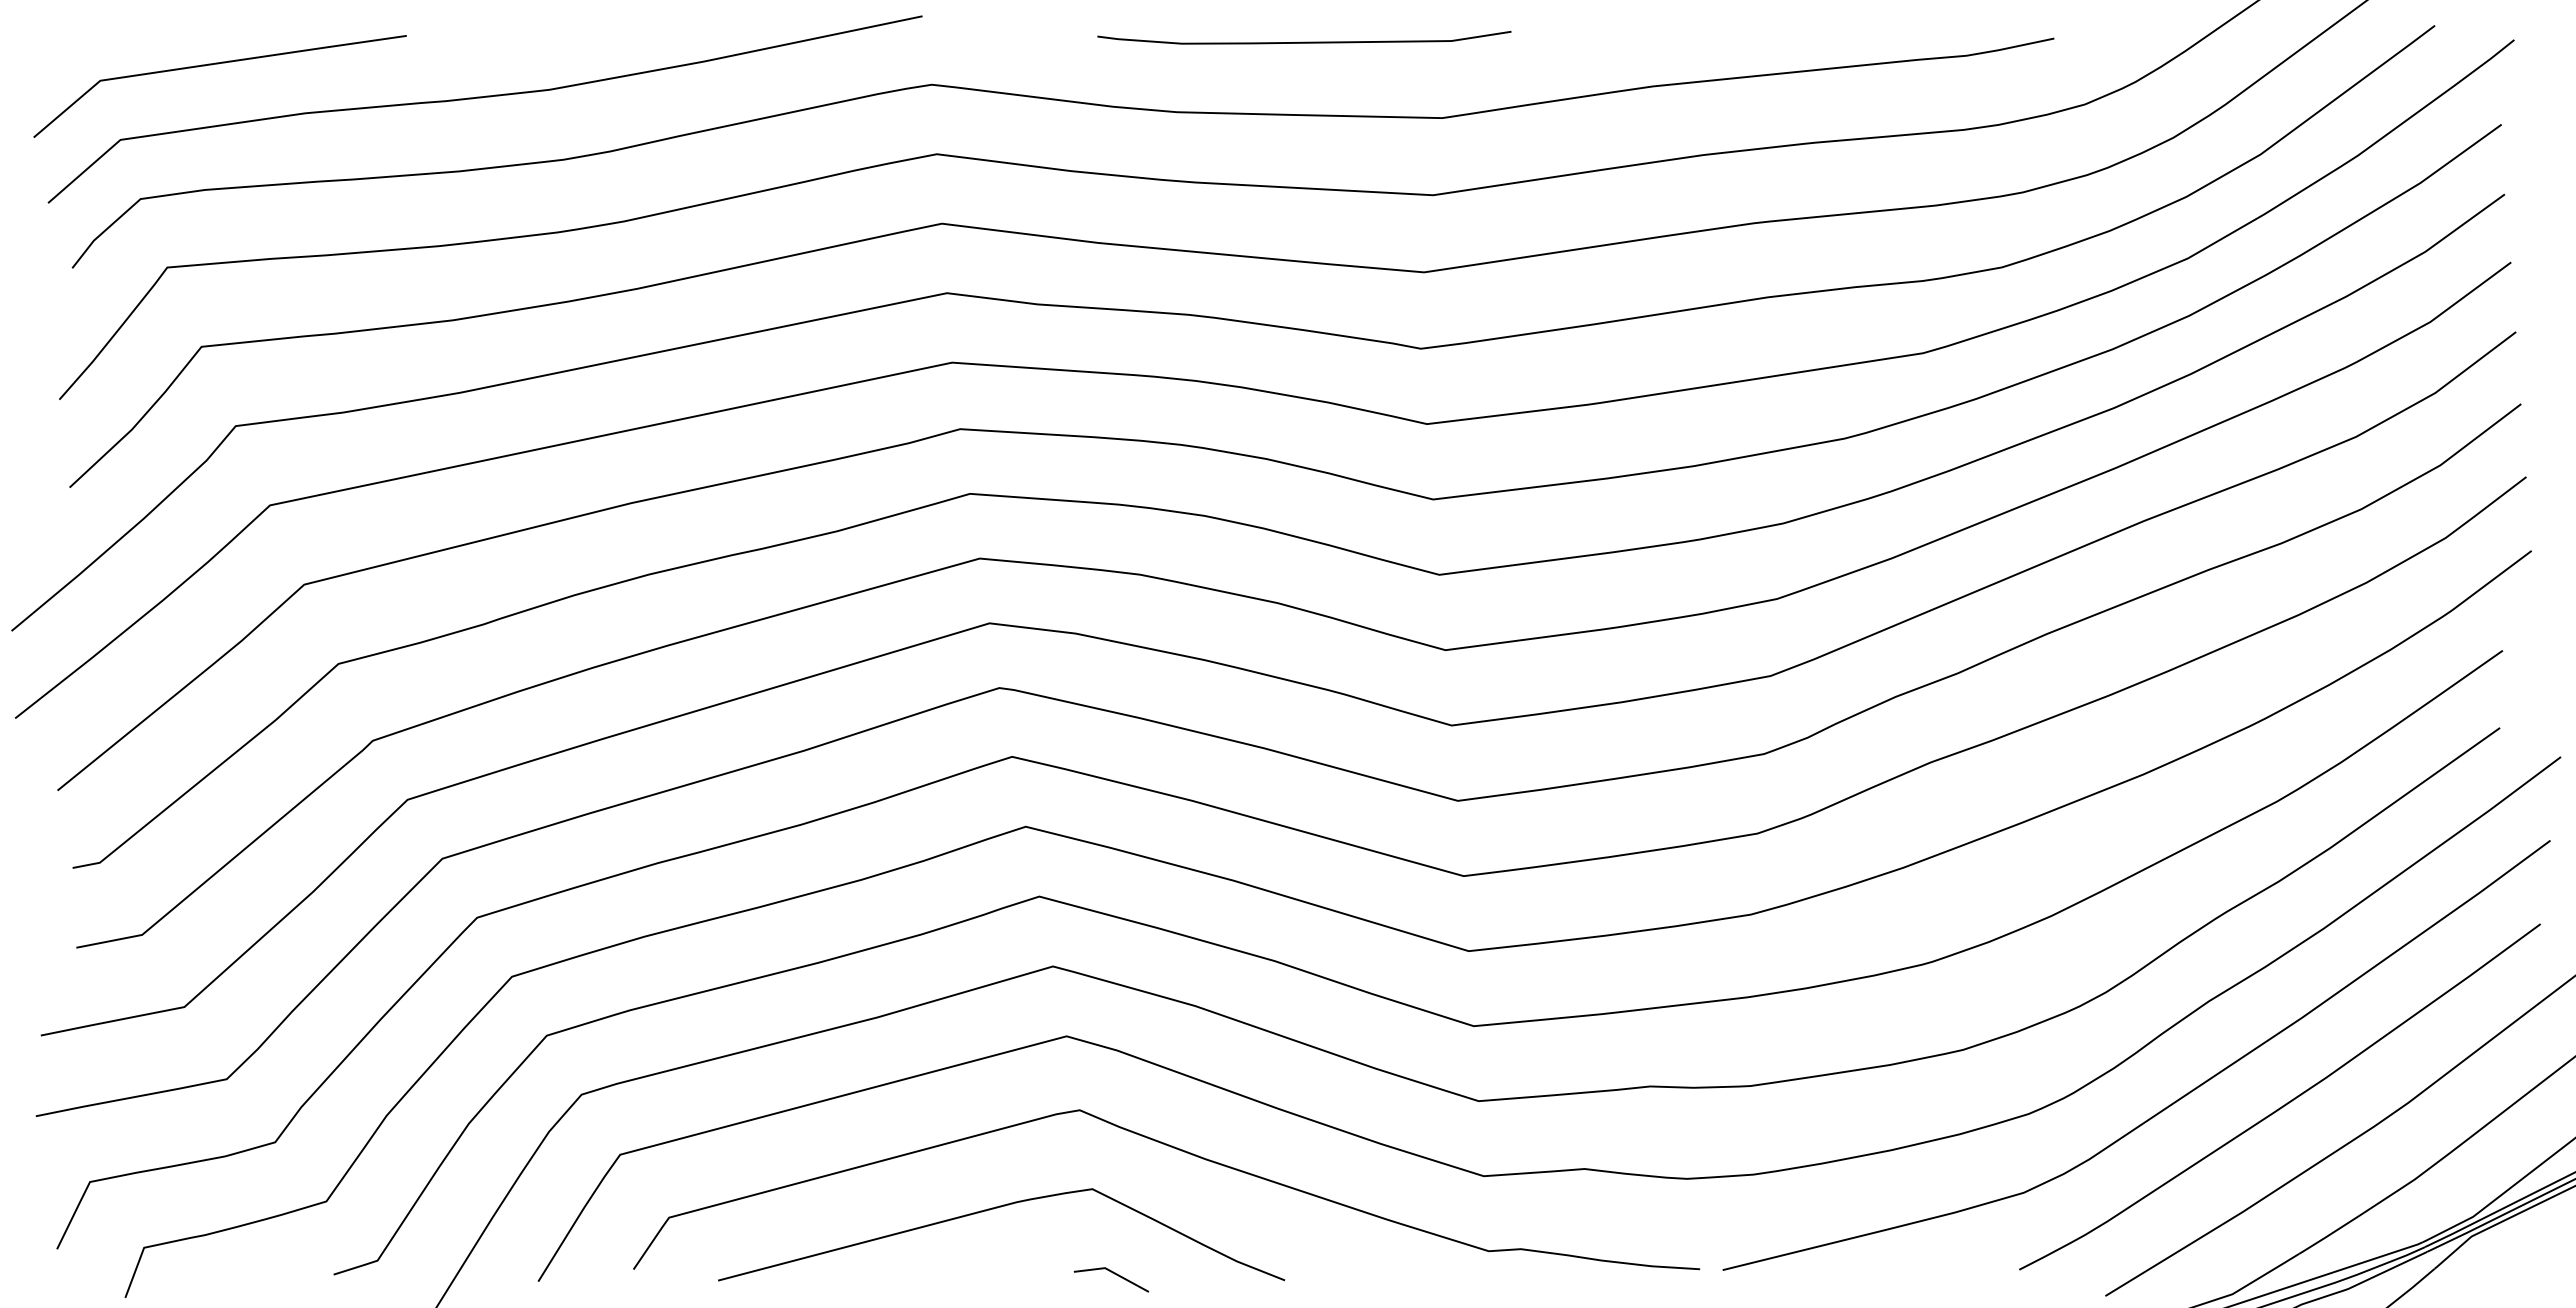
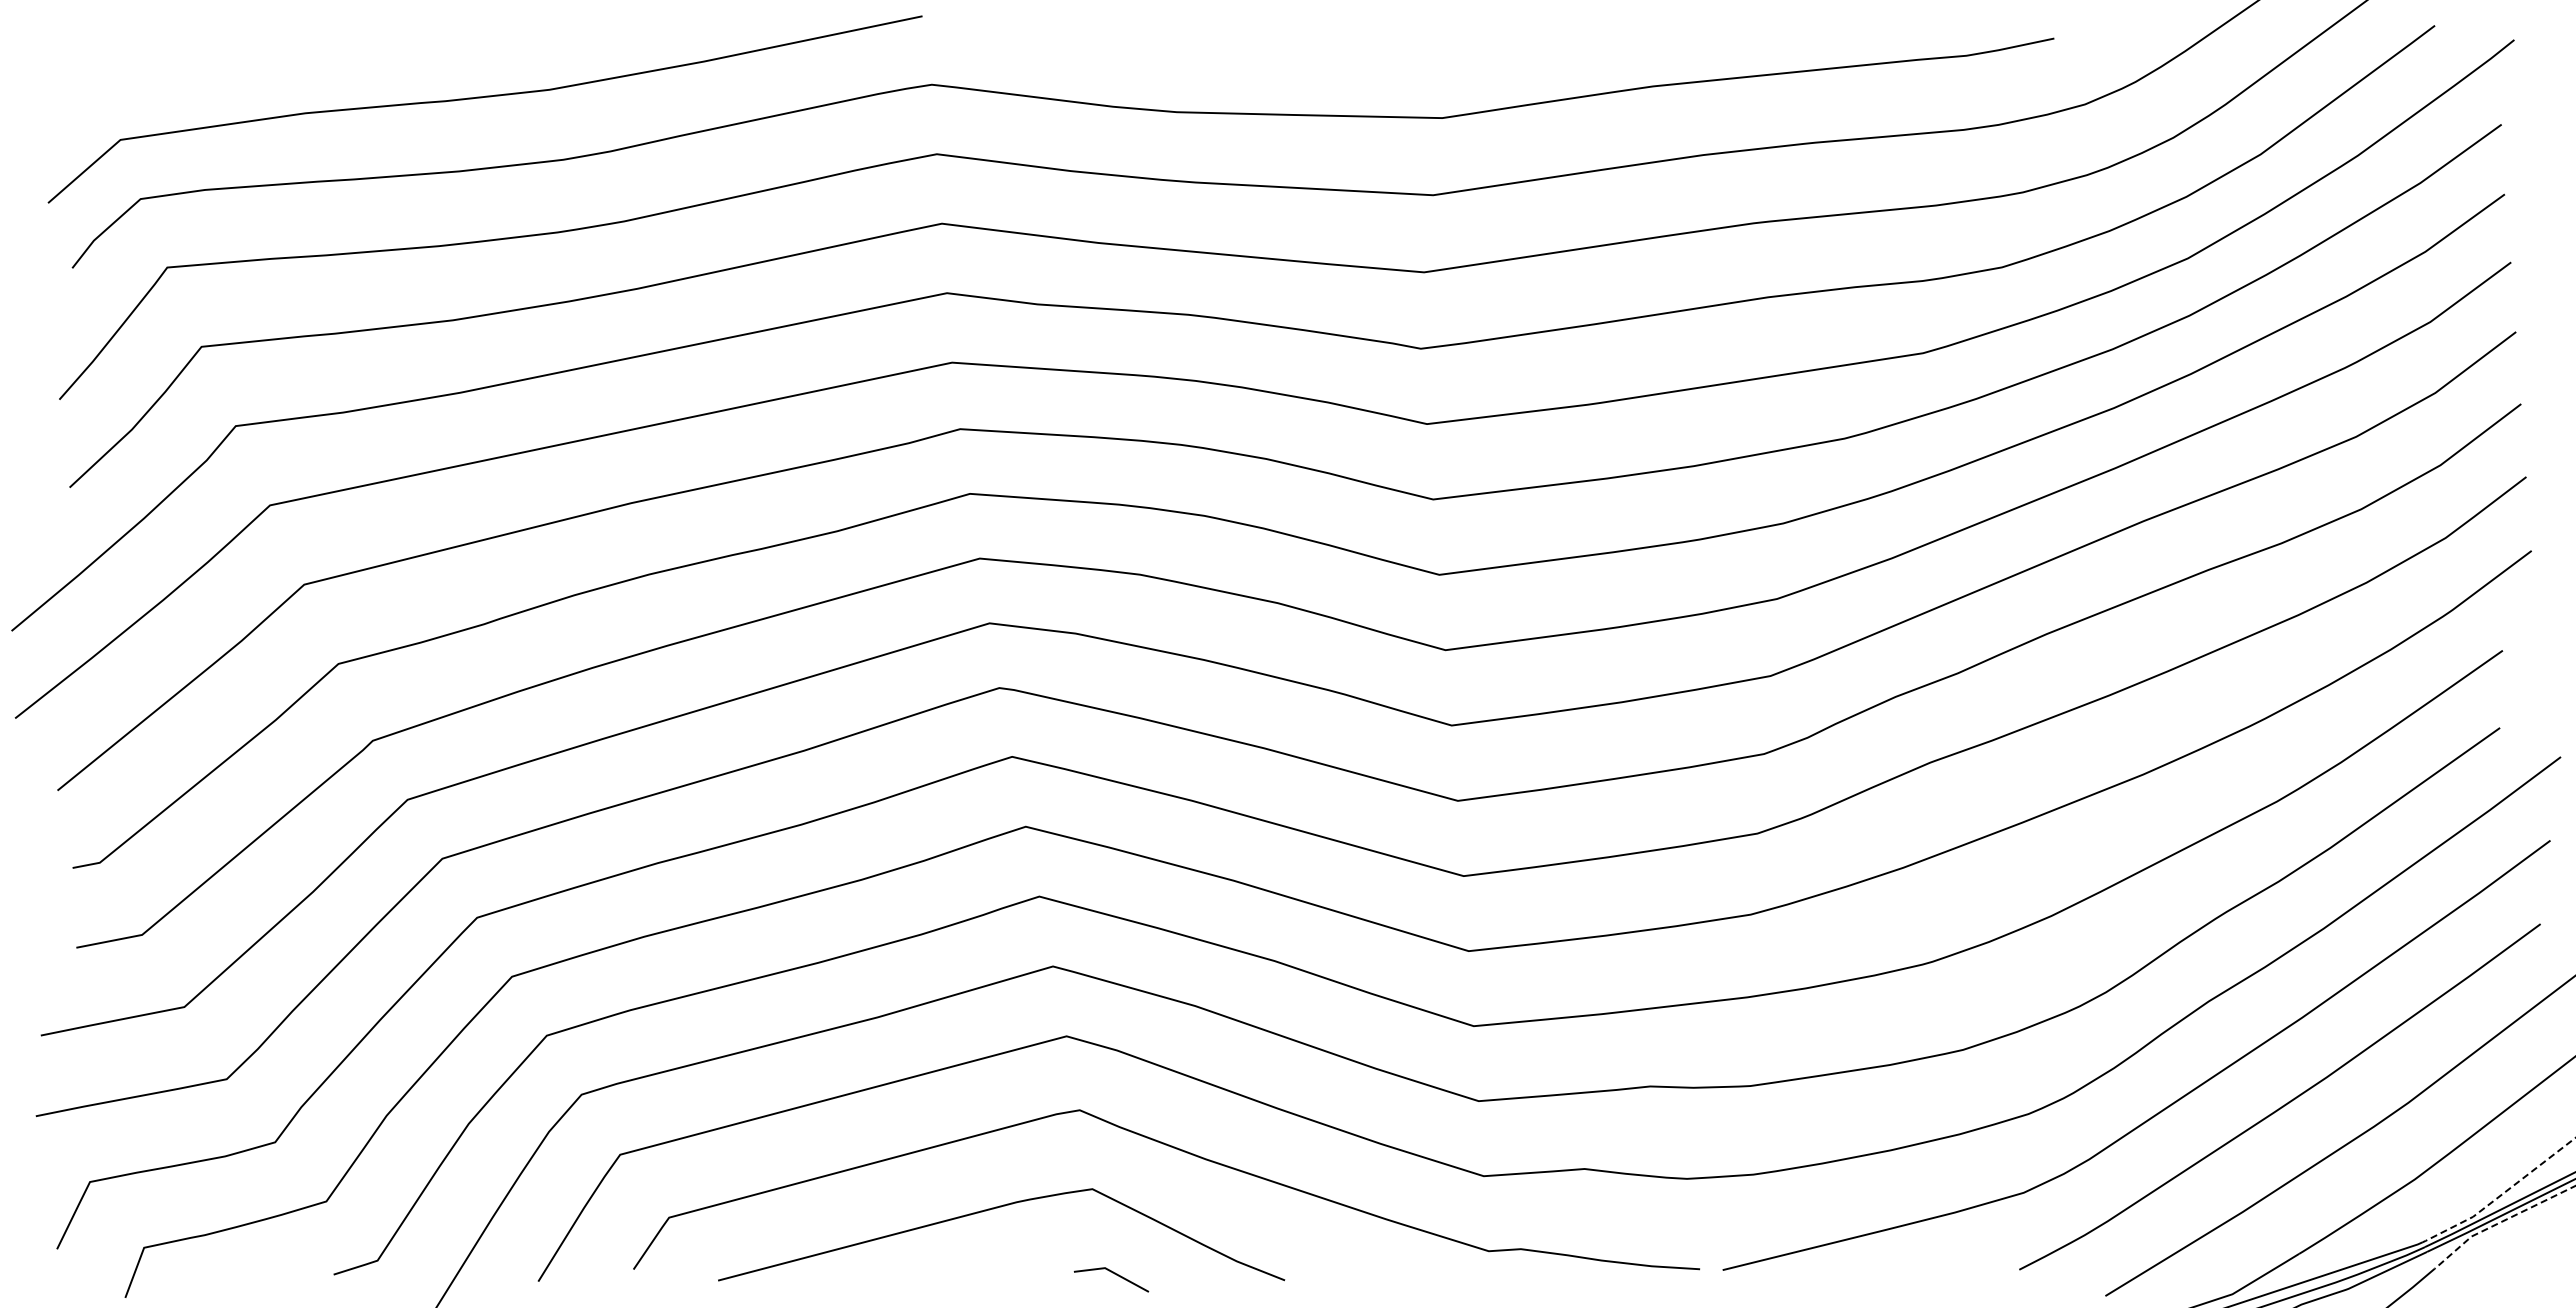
curve: present -> none (1304, 41)
line: present -> none (218, 64)
line: solid -> dashed (2500, 1195)
line: solid -> dashed (2500, 1222)
